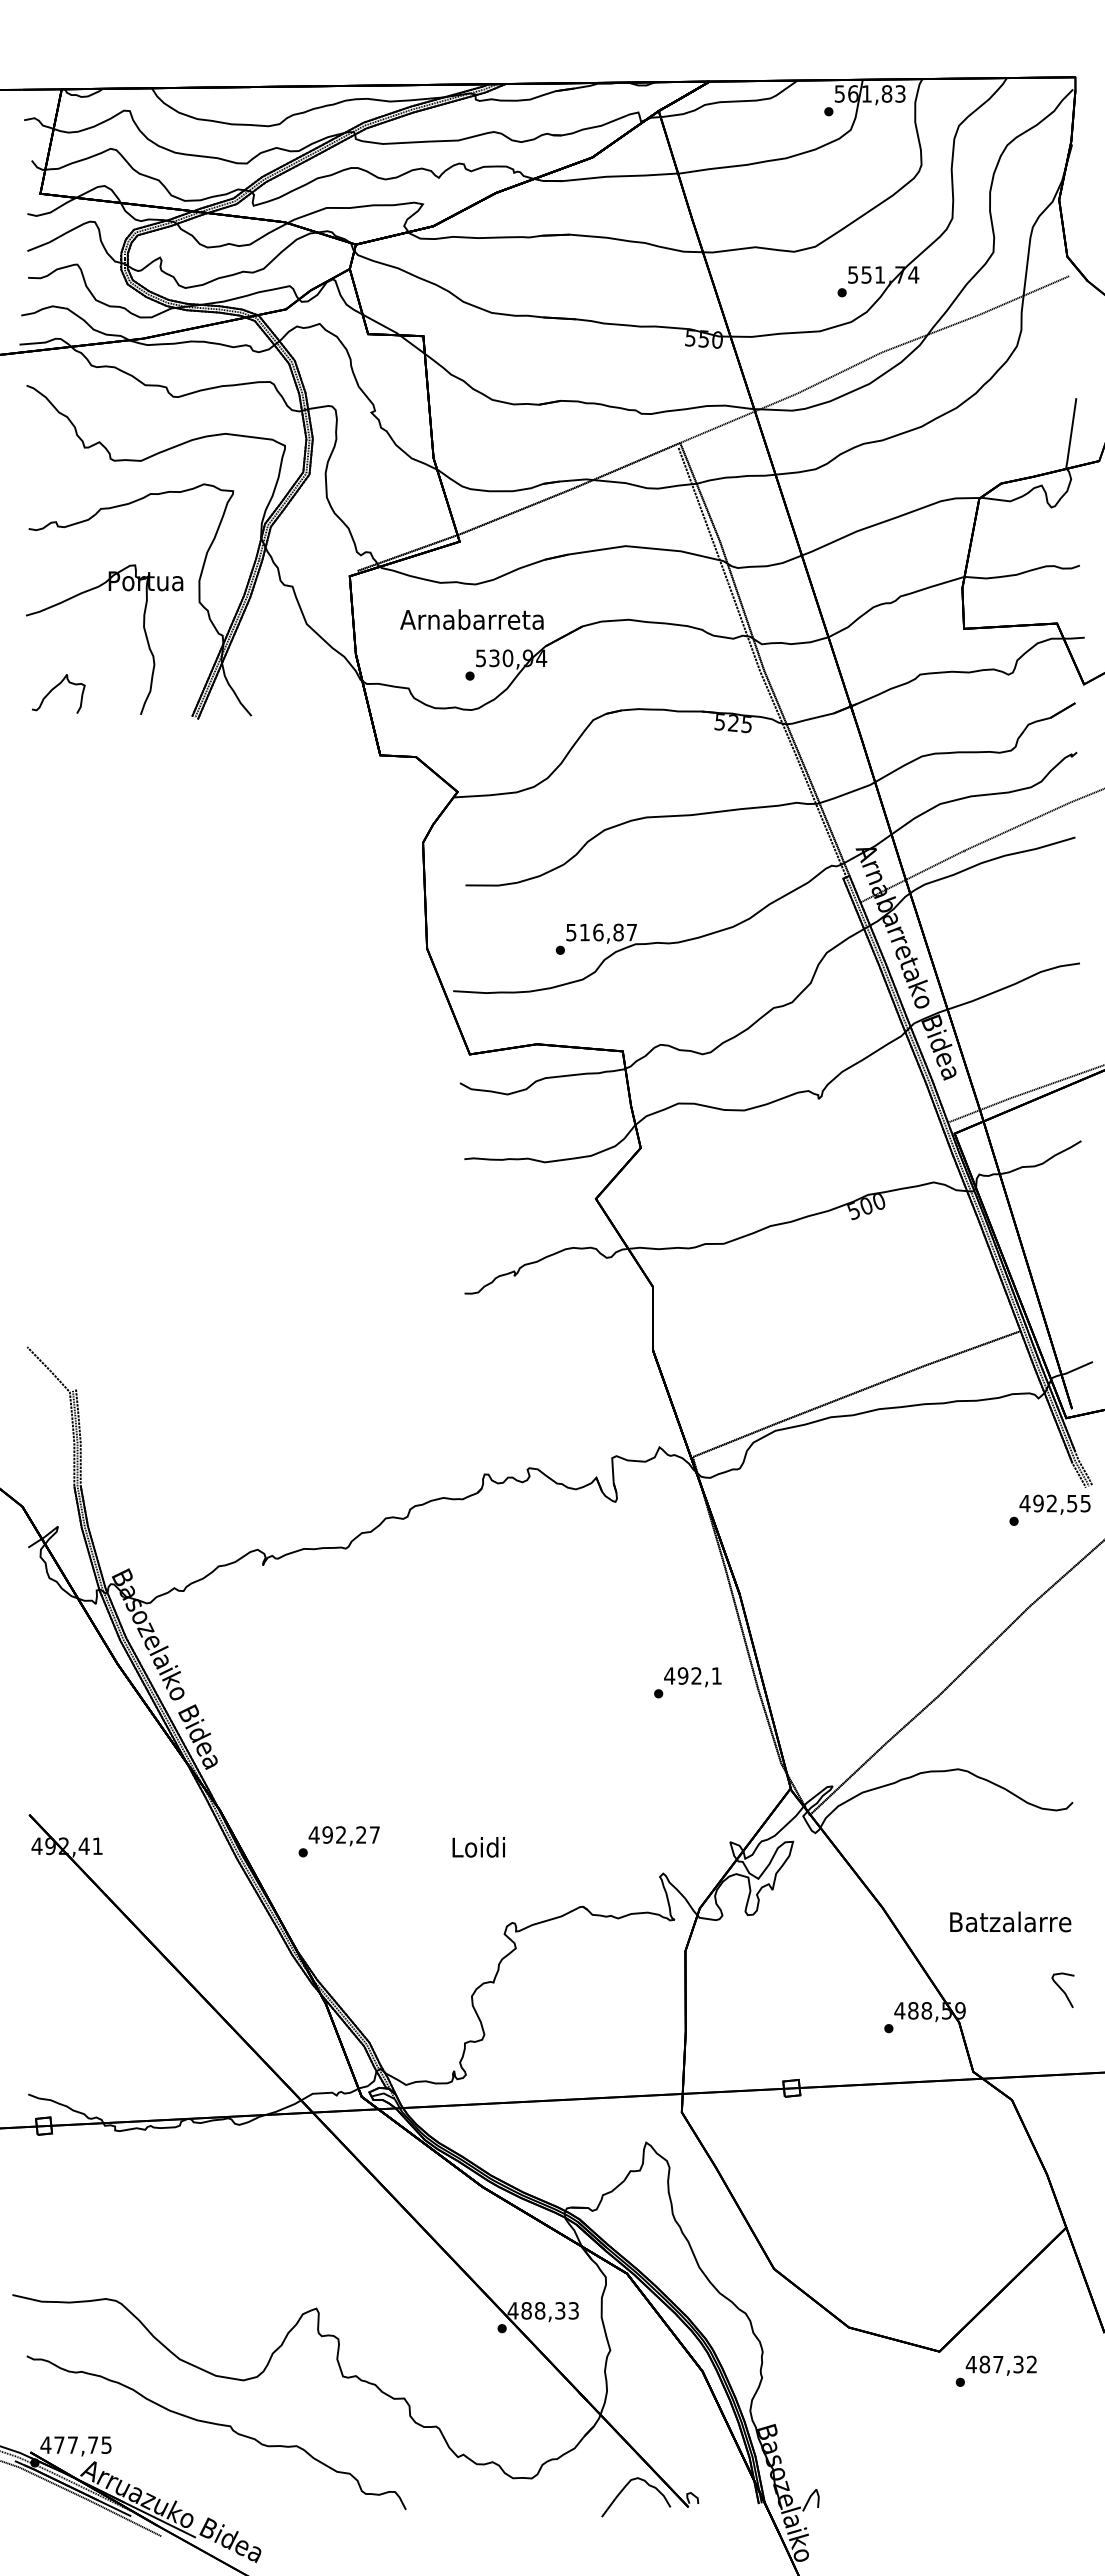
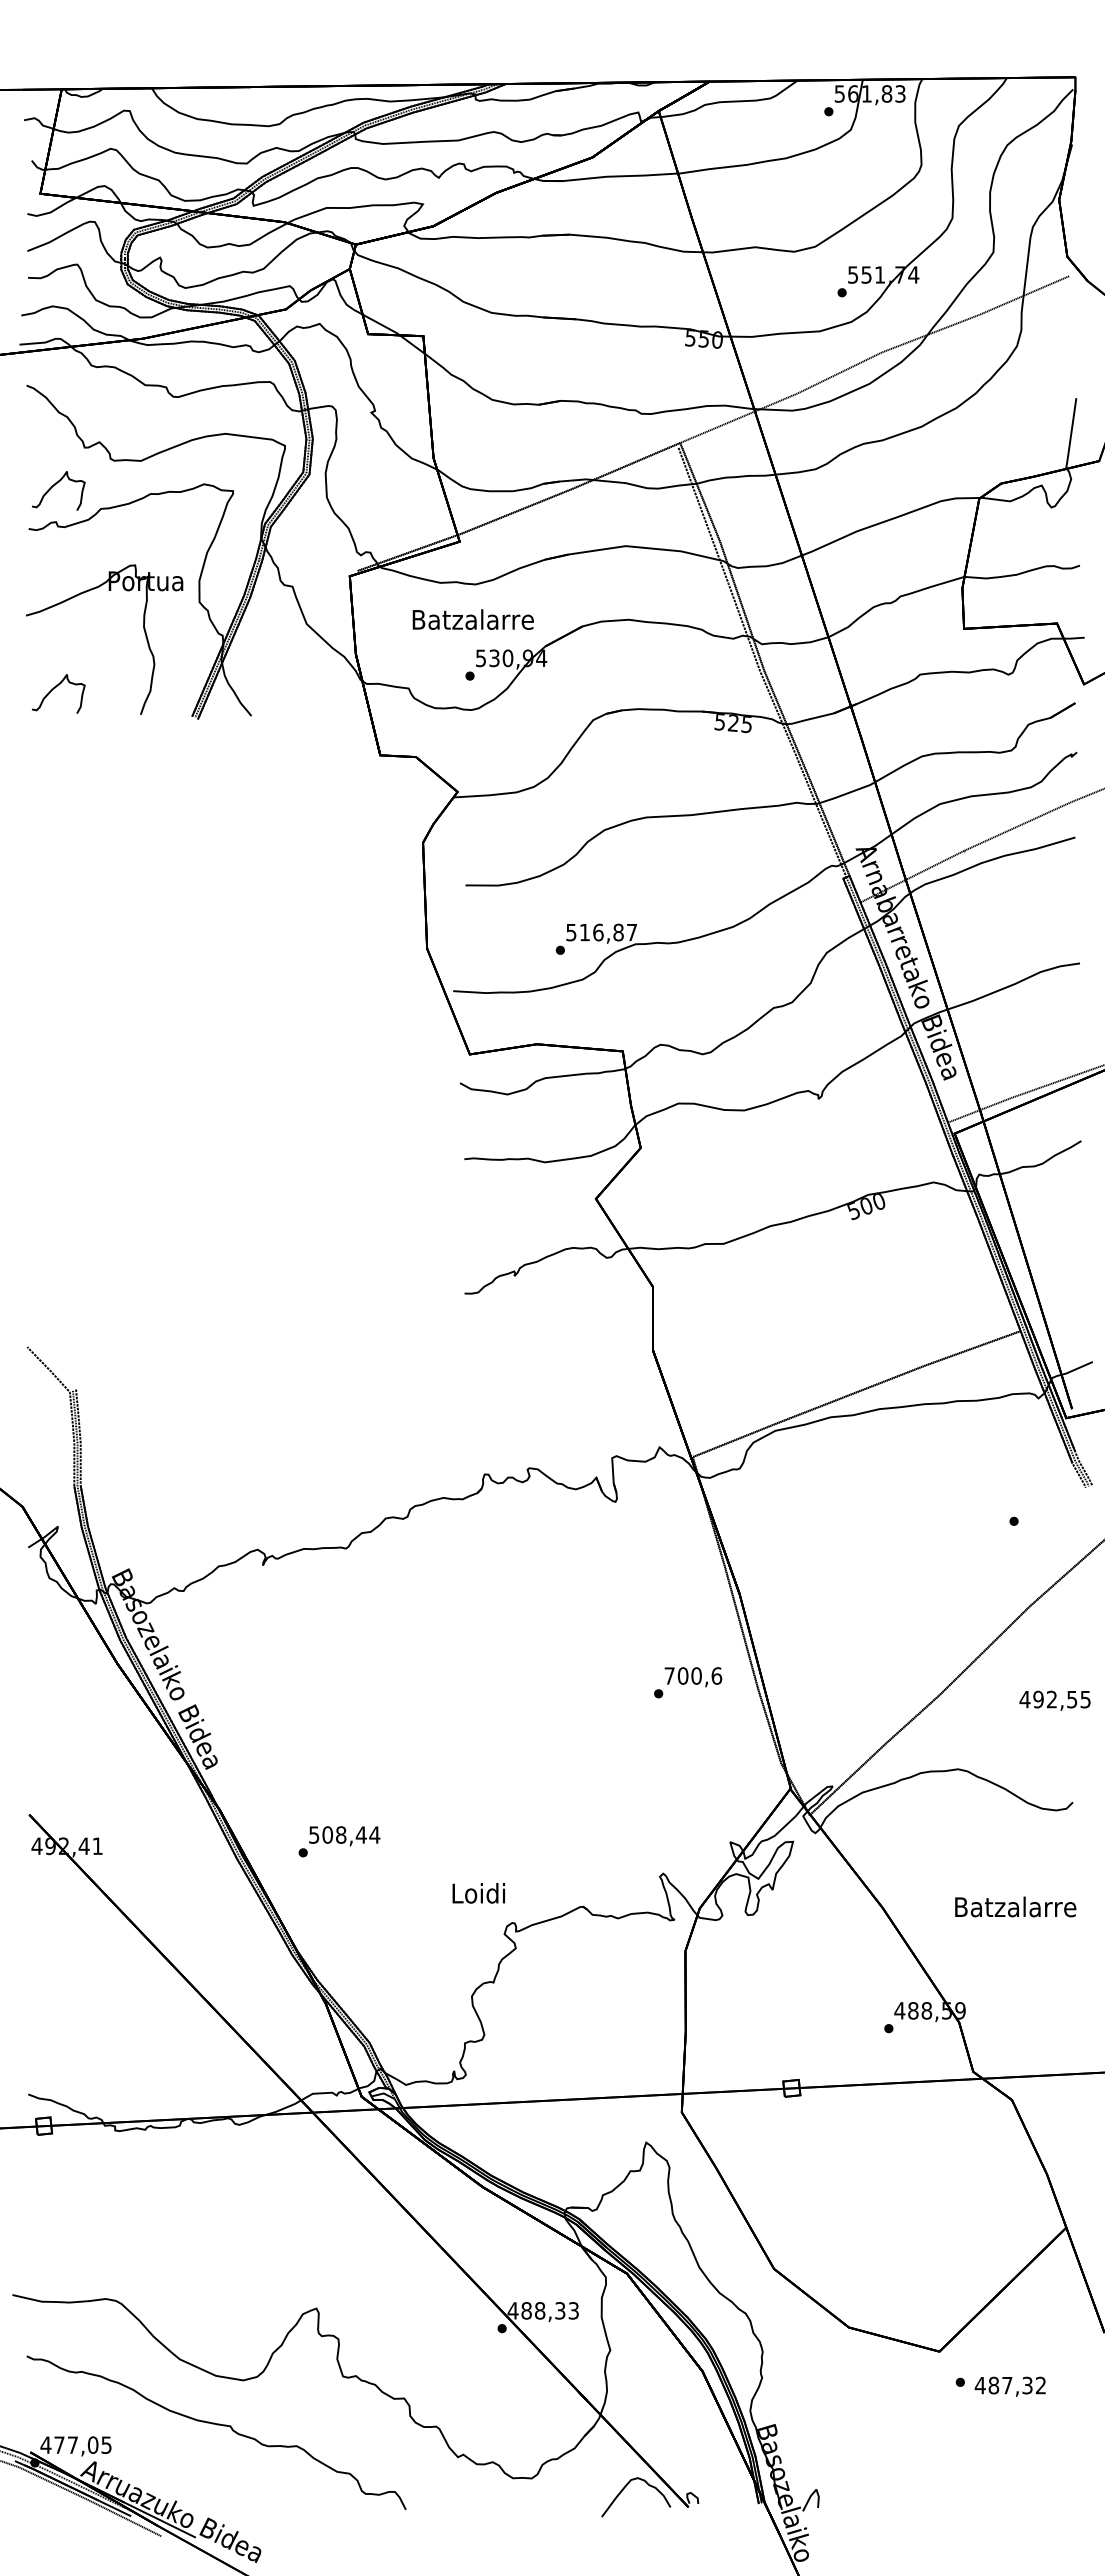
curve: none -> present (54, 486)
text: Arnabarreta -> Batzalarre (471, 619)
text position: (1054, 1504) -> (1054, 1700) (1054, 1700)
text: 492,1 -> 700,6 (693, 1675)
text: 492,27 -> 508,44 (344, 1834)
text position: (478, 1847) -> (478, 1893) (478, 1893)
text position: (1010, 1921) -> (1015, 1906) (1015, 1906)
curve: present -> none (1062, 1989)
text position: (1000, 2365) -> (1009, 2386) (1009, 2386)
text: 477,75 -> 477,05 (92, 2444)
